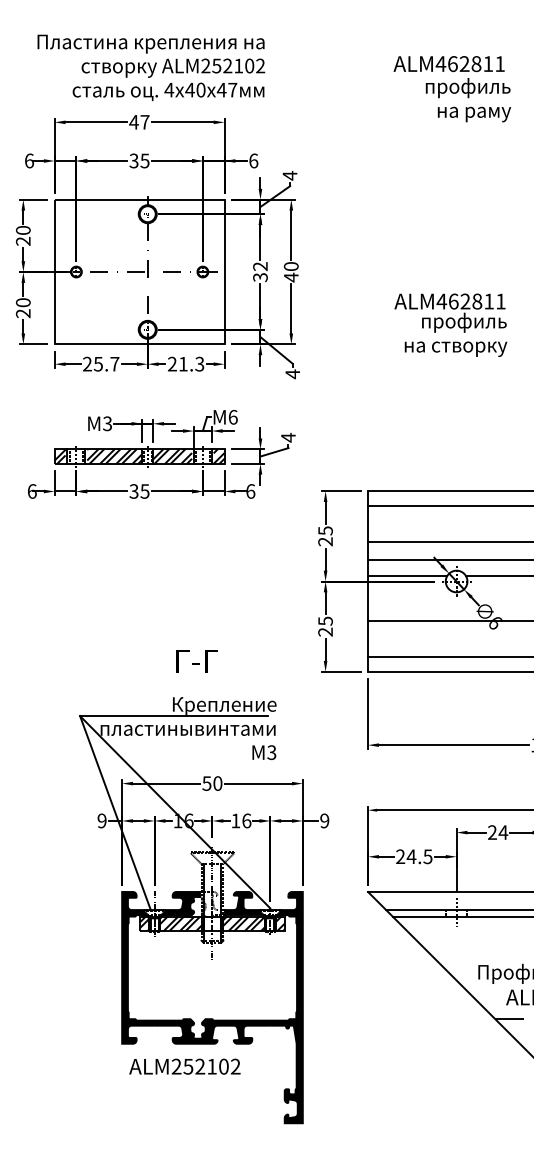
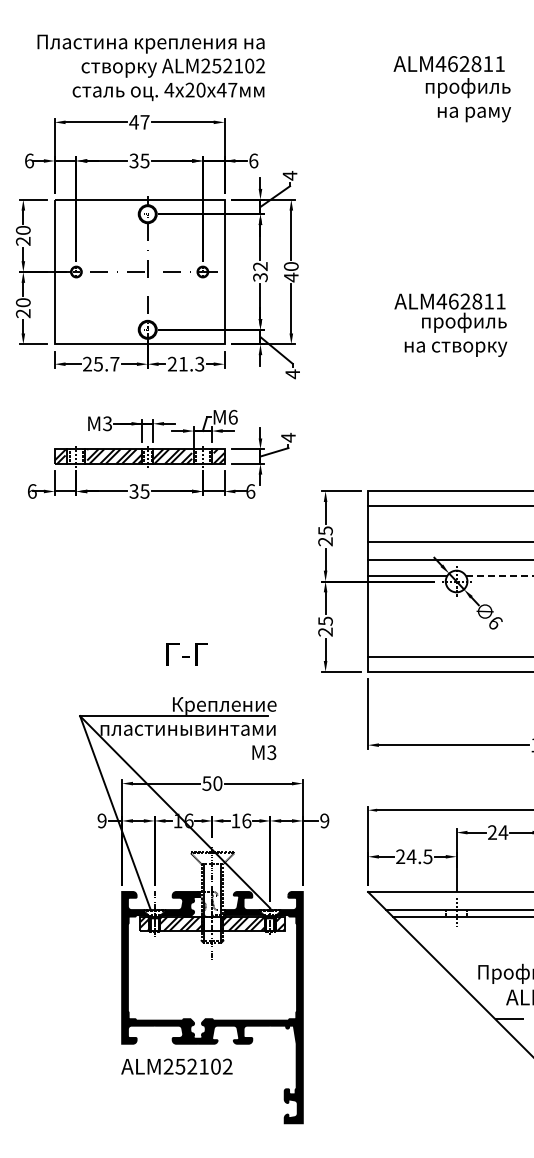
text: 40 -> 20 (189, 89)
line: solid -> dashed (499, 576)
line: present -> none (449, 621)
text position: (196, 661) -> (186, 654) (186, 654)
text position: (184, 1066) -> (176, 1066) (176, 1066)
